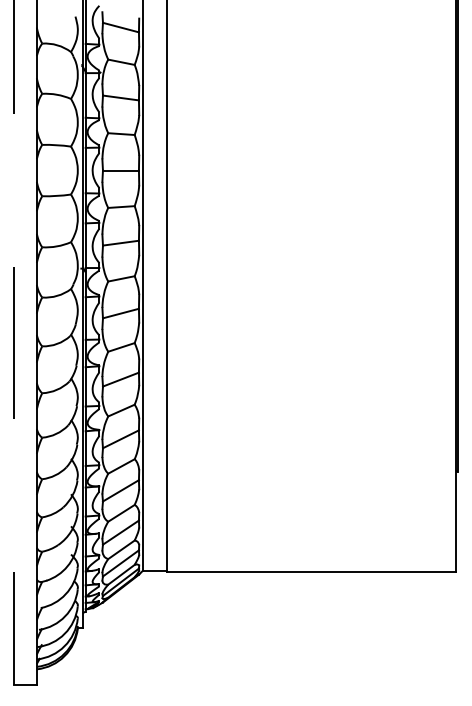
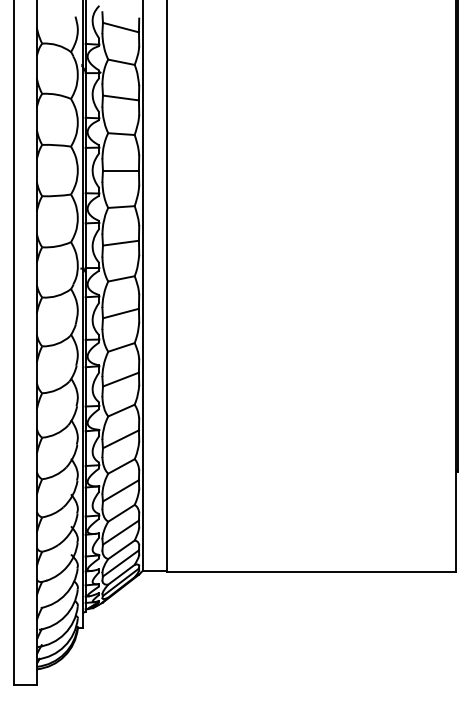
line: dashed -> solid (13, 342)
